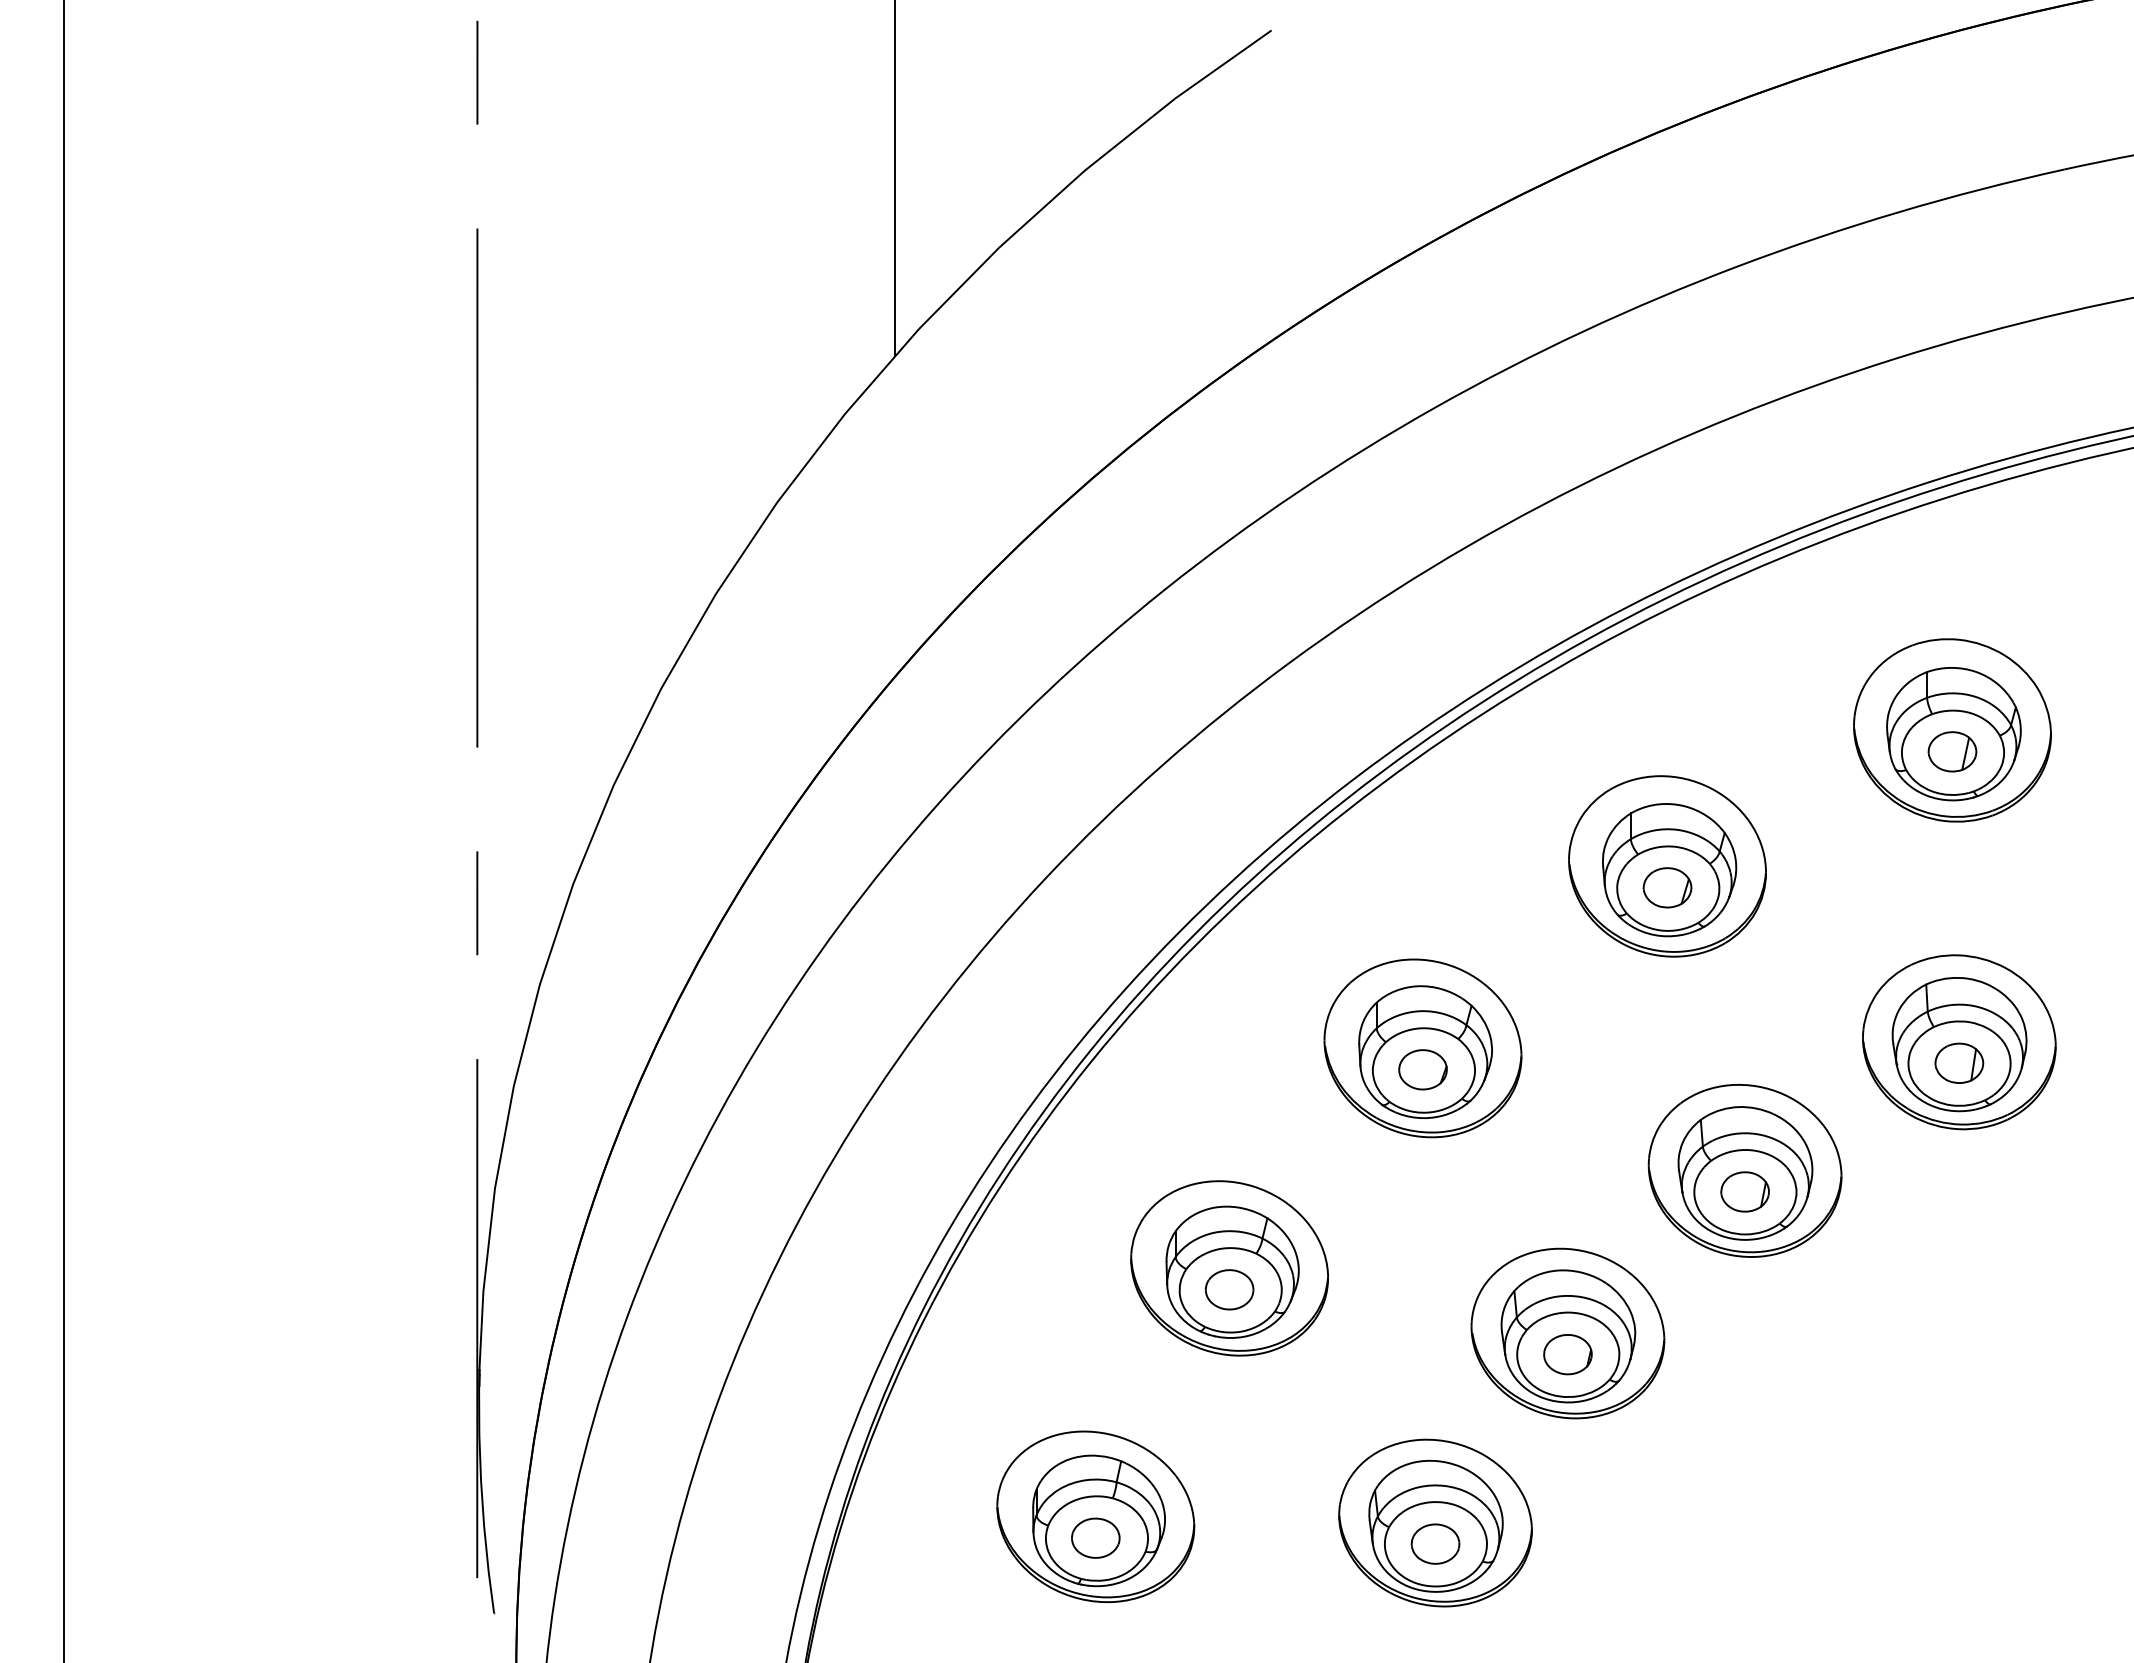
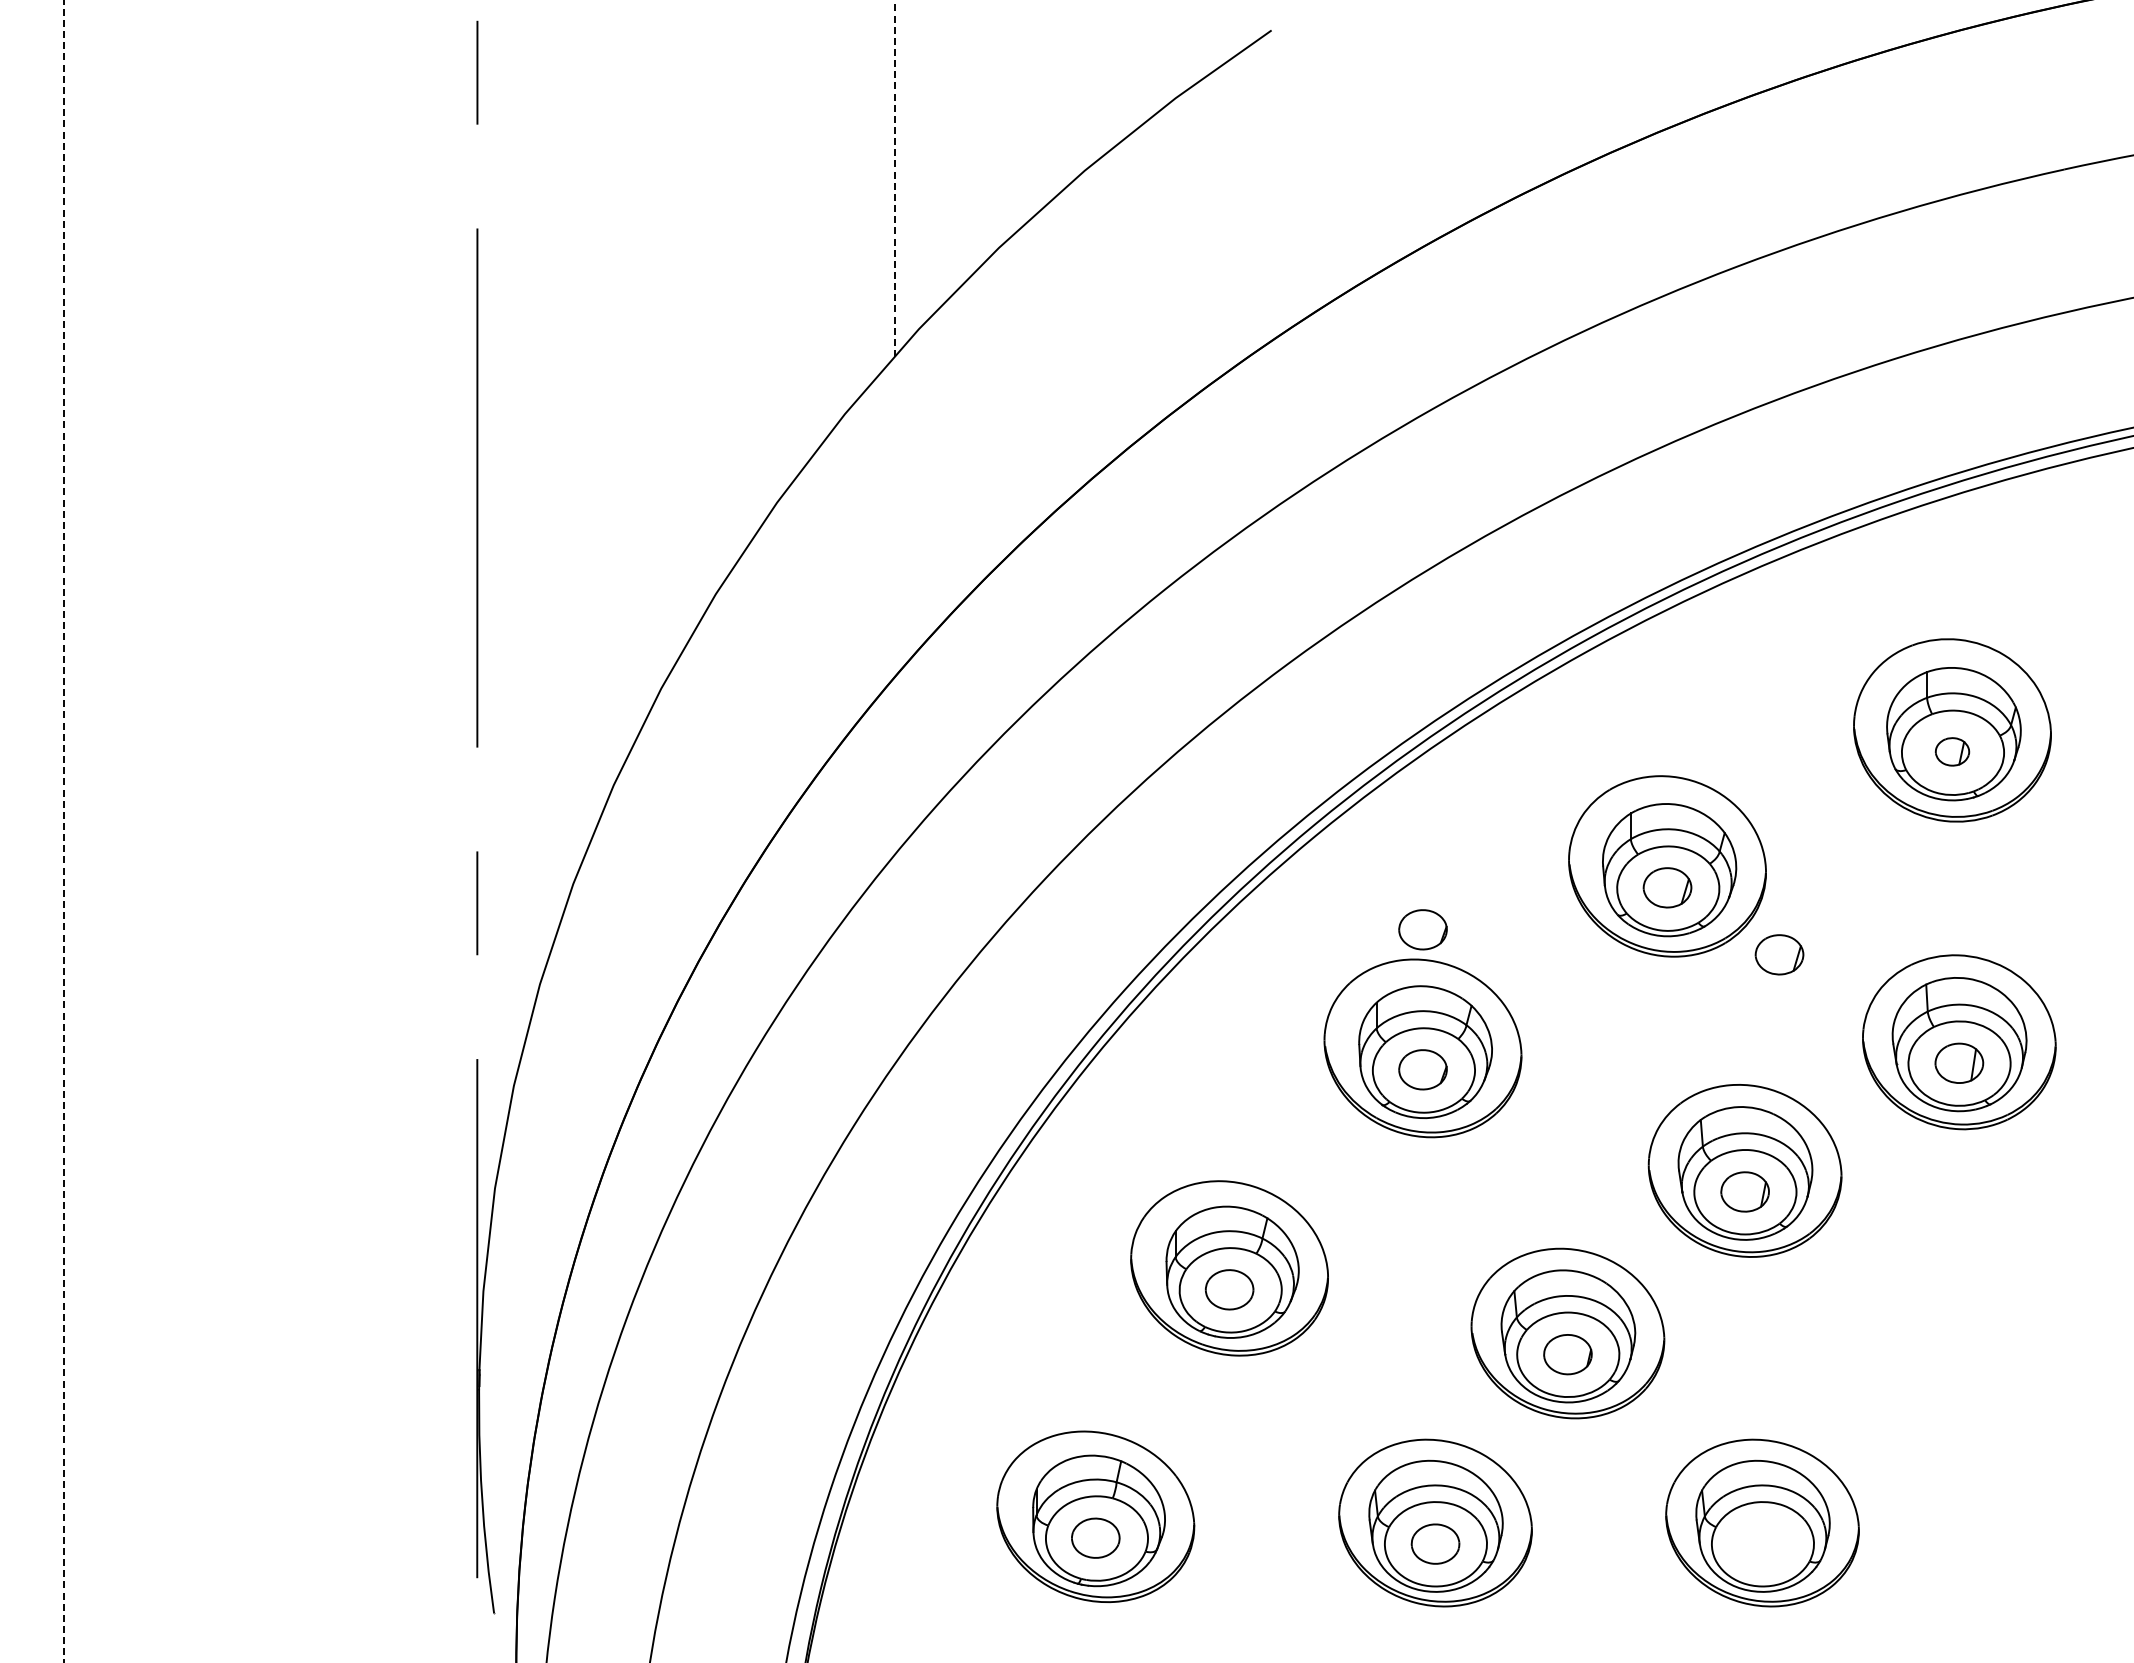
line: solid -> dashed (894, 178)
part size: 51x42 px -> 37x30 px (1952, 751)
line: solid -> dashed (64, 831)
part: none -> present (1422, 929)
part: none -> present (1779, 954)
part: none -> present (1762, 1522)
